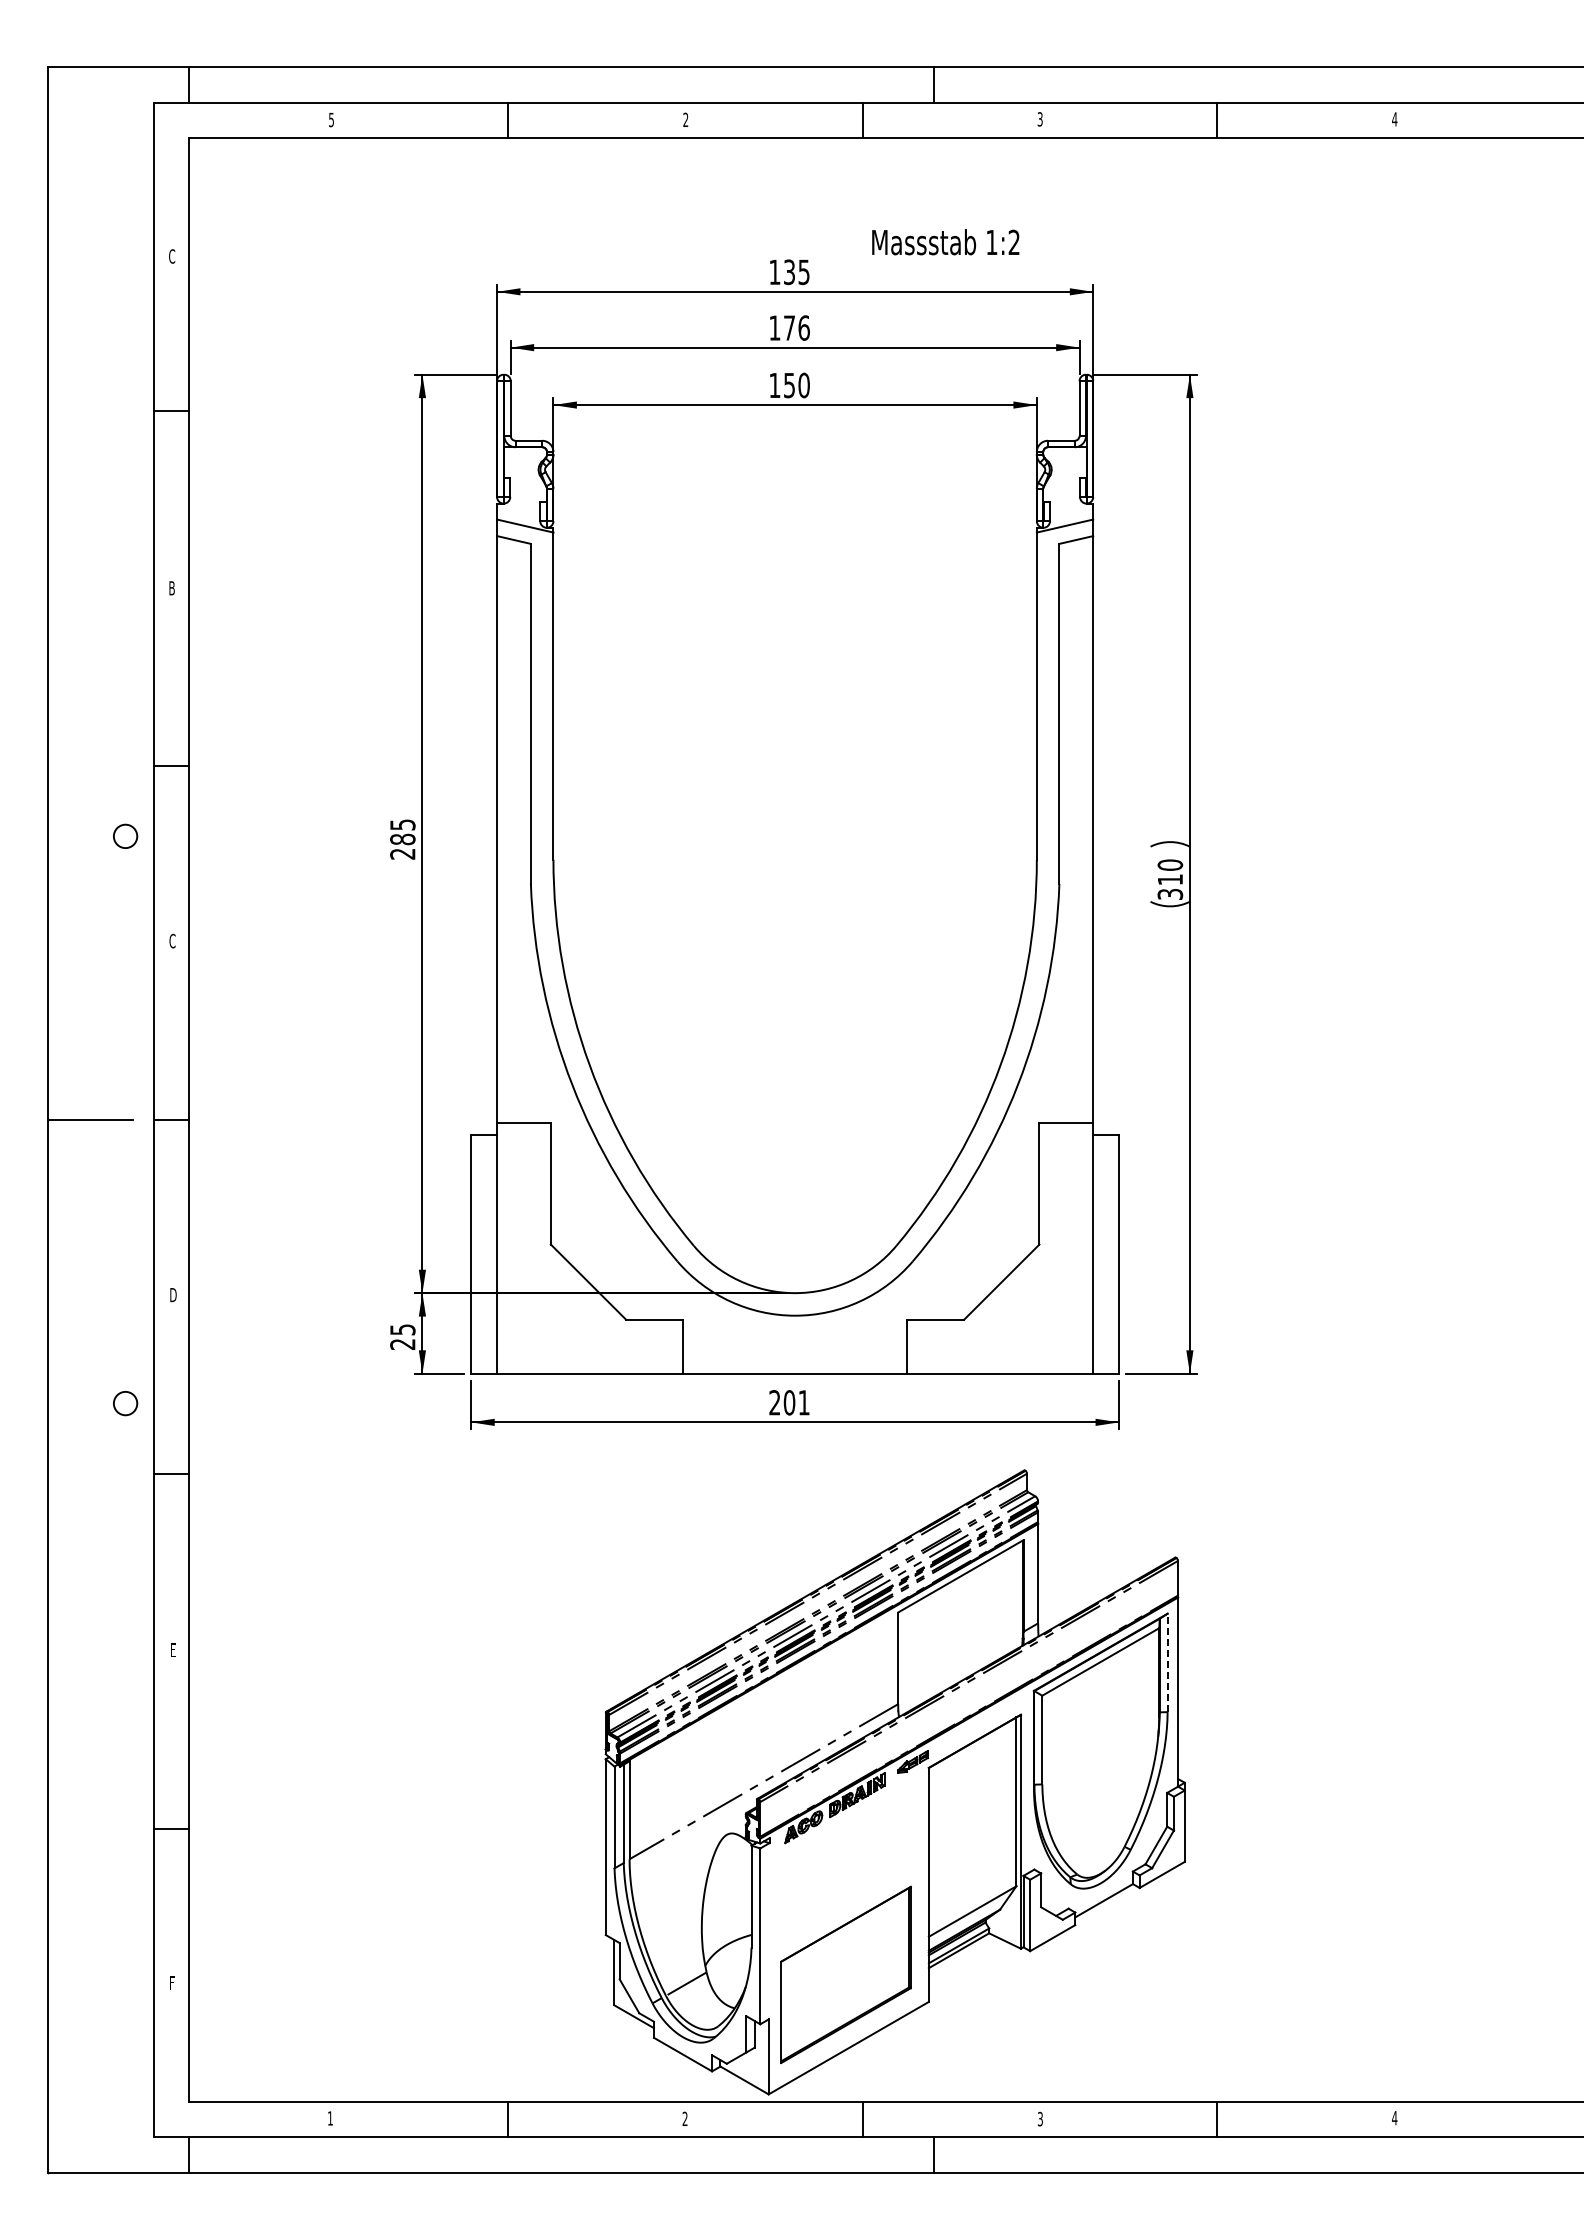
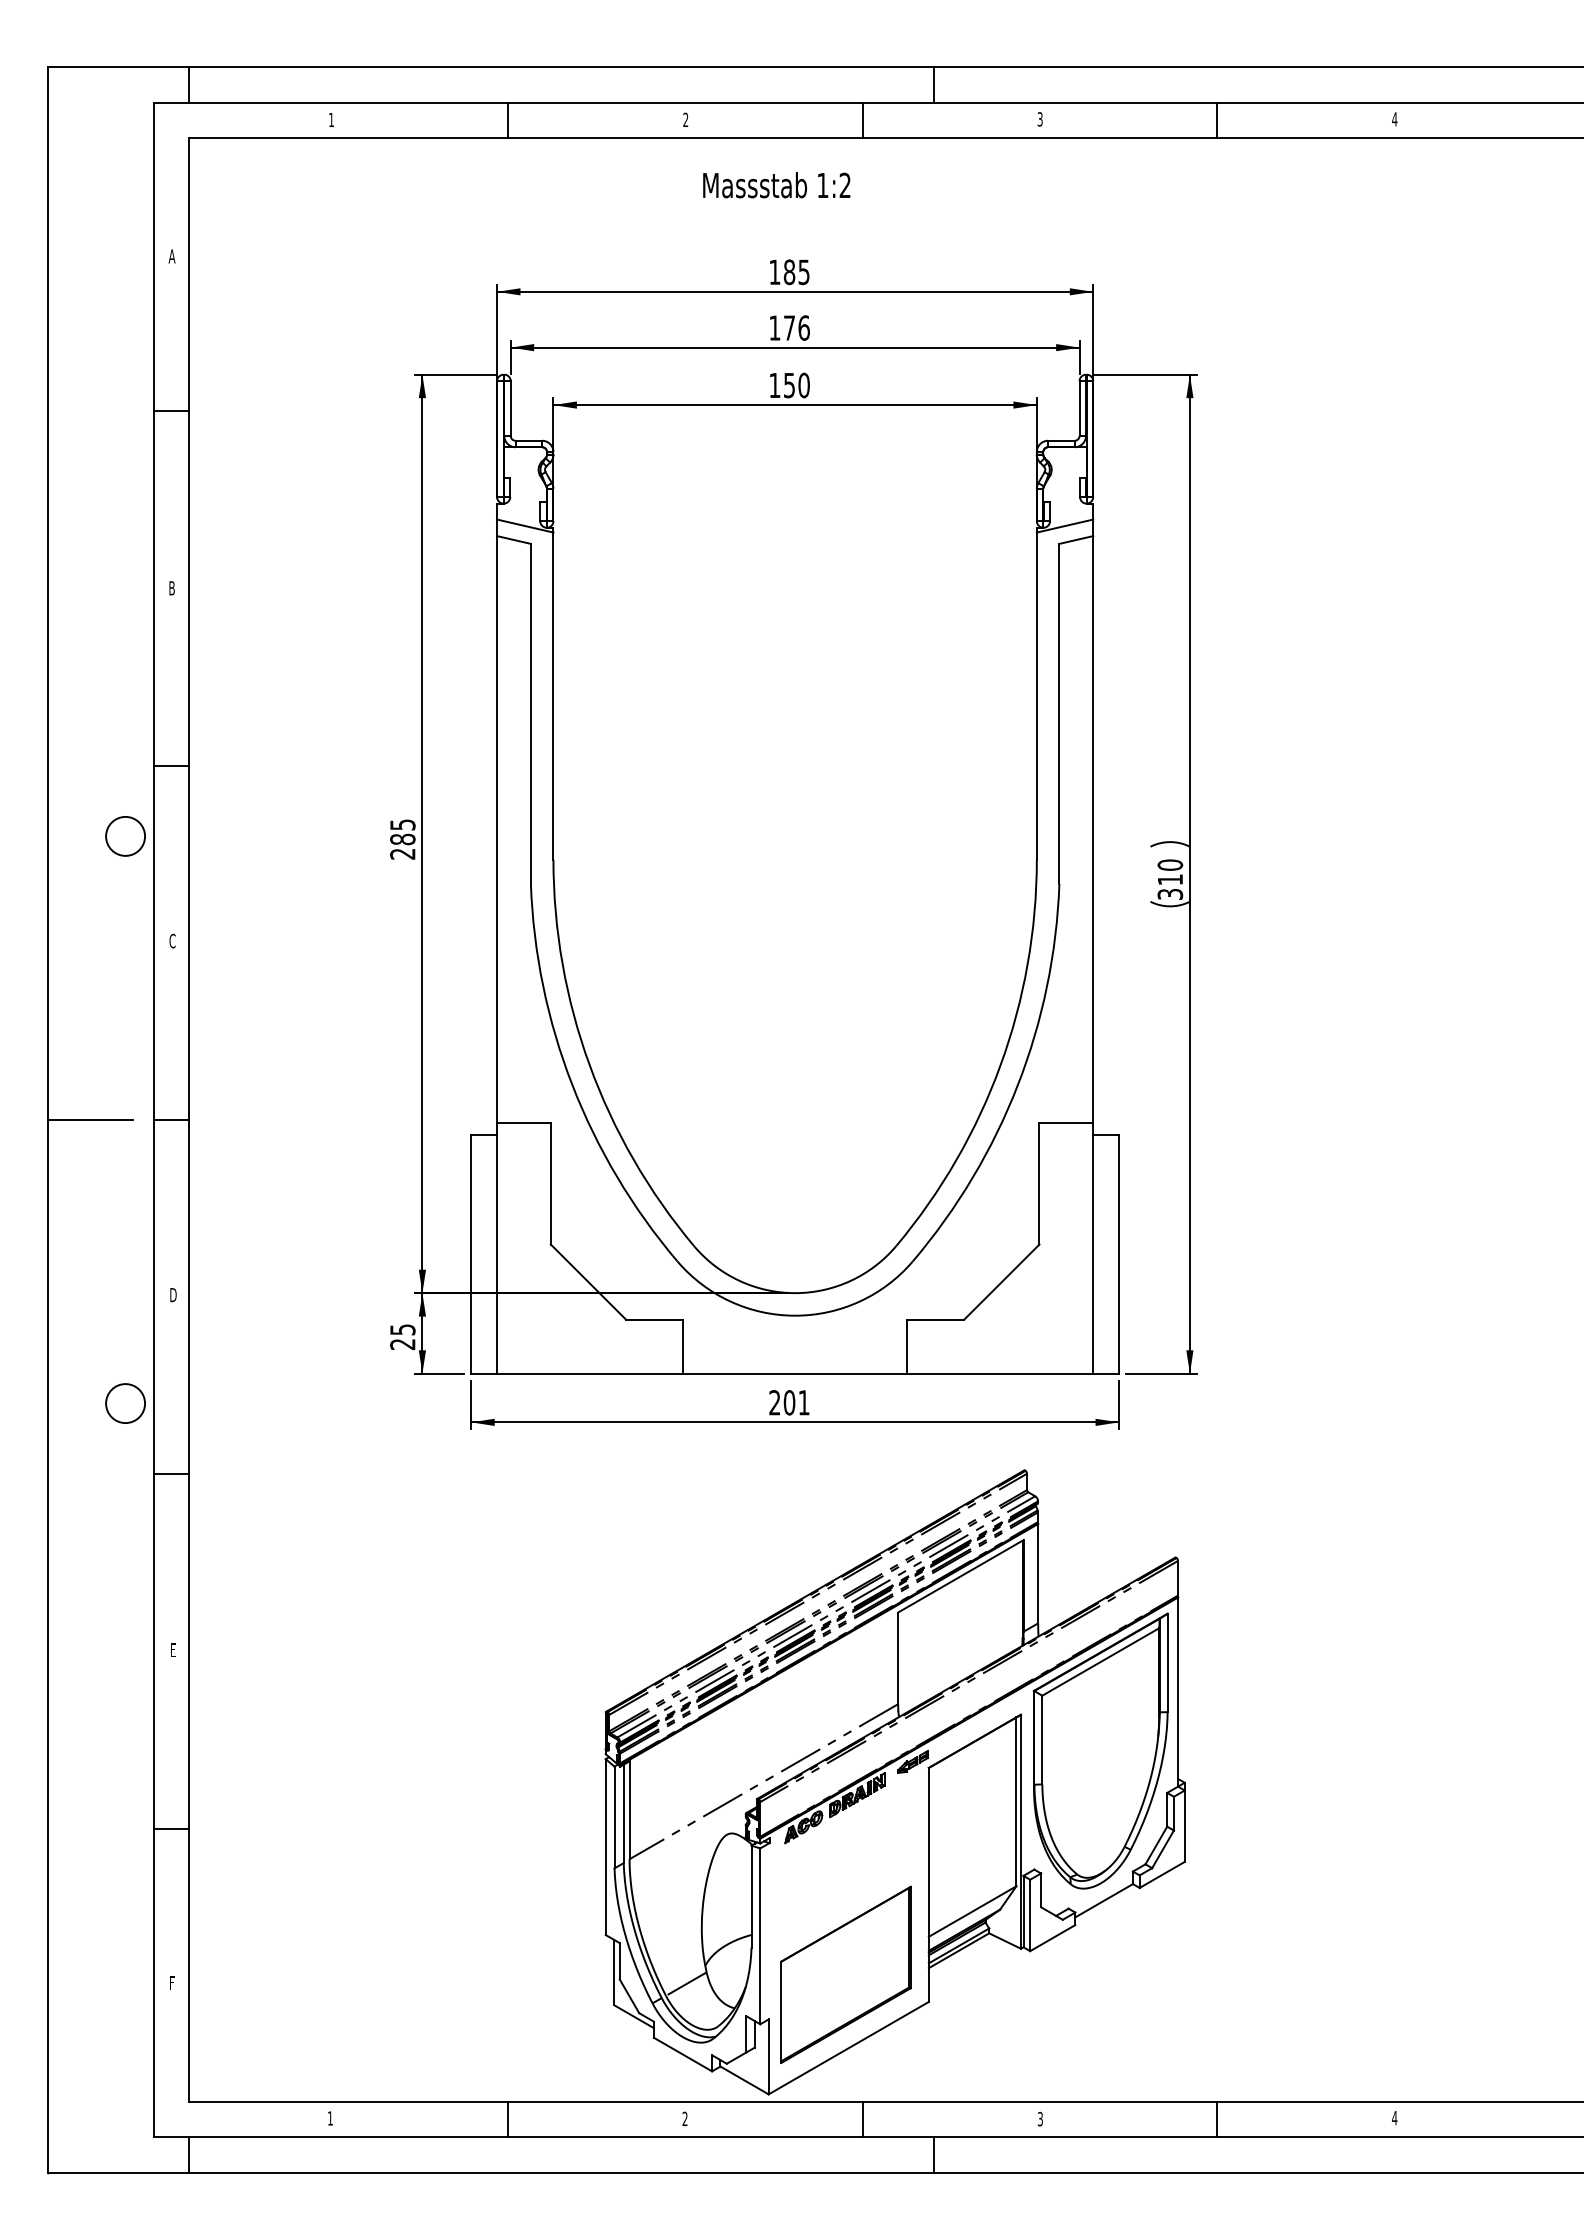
text: 5 -> 1 (331, 119)
text position: (945, 242) -> (776, 185) (776, 185)
text: C -> A (171, 256)
text: 135 -> 185 (789, 271)
circle diameter: 23 px -> 39 px (125, 835)
circle diameter: 23 px -> 39 px (125, 1403)
line: dashed -> solid (1167, 1662)
